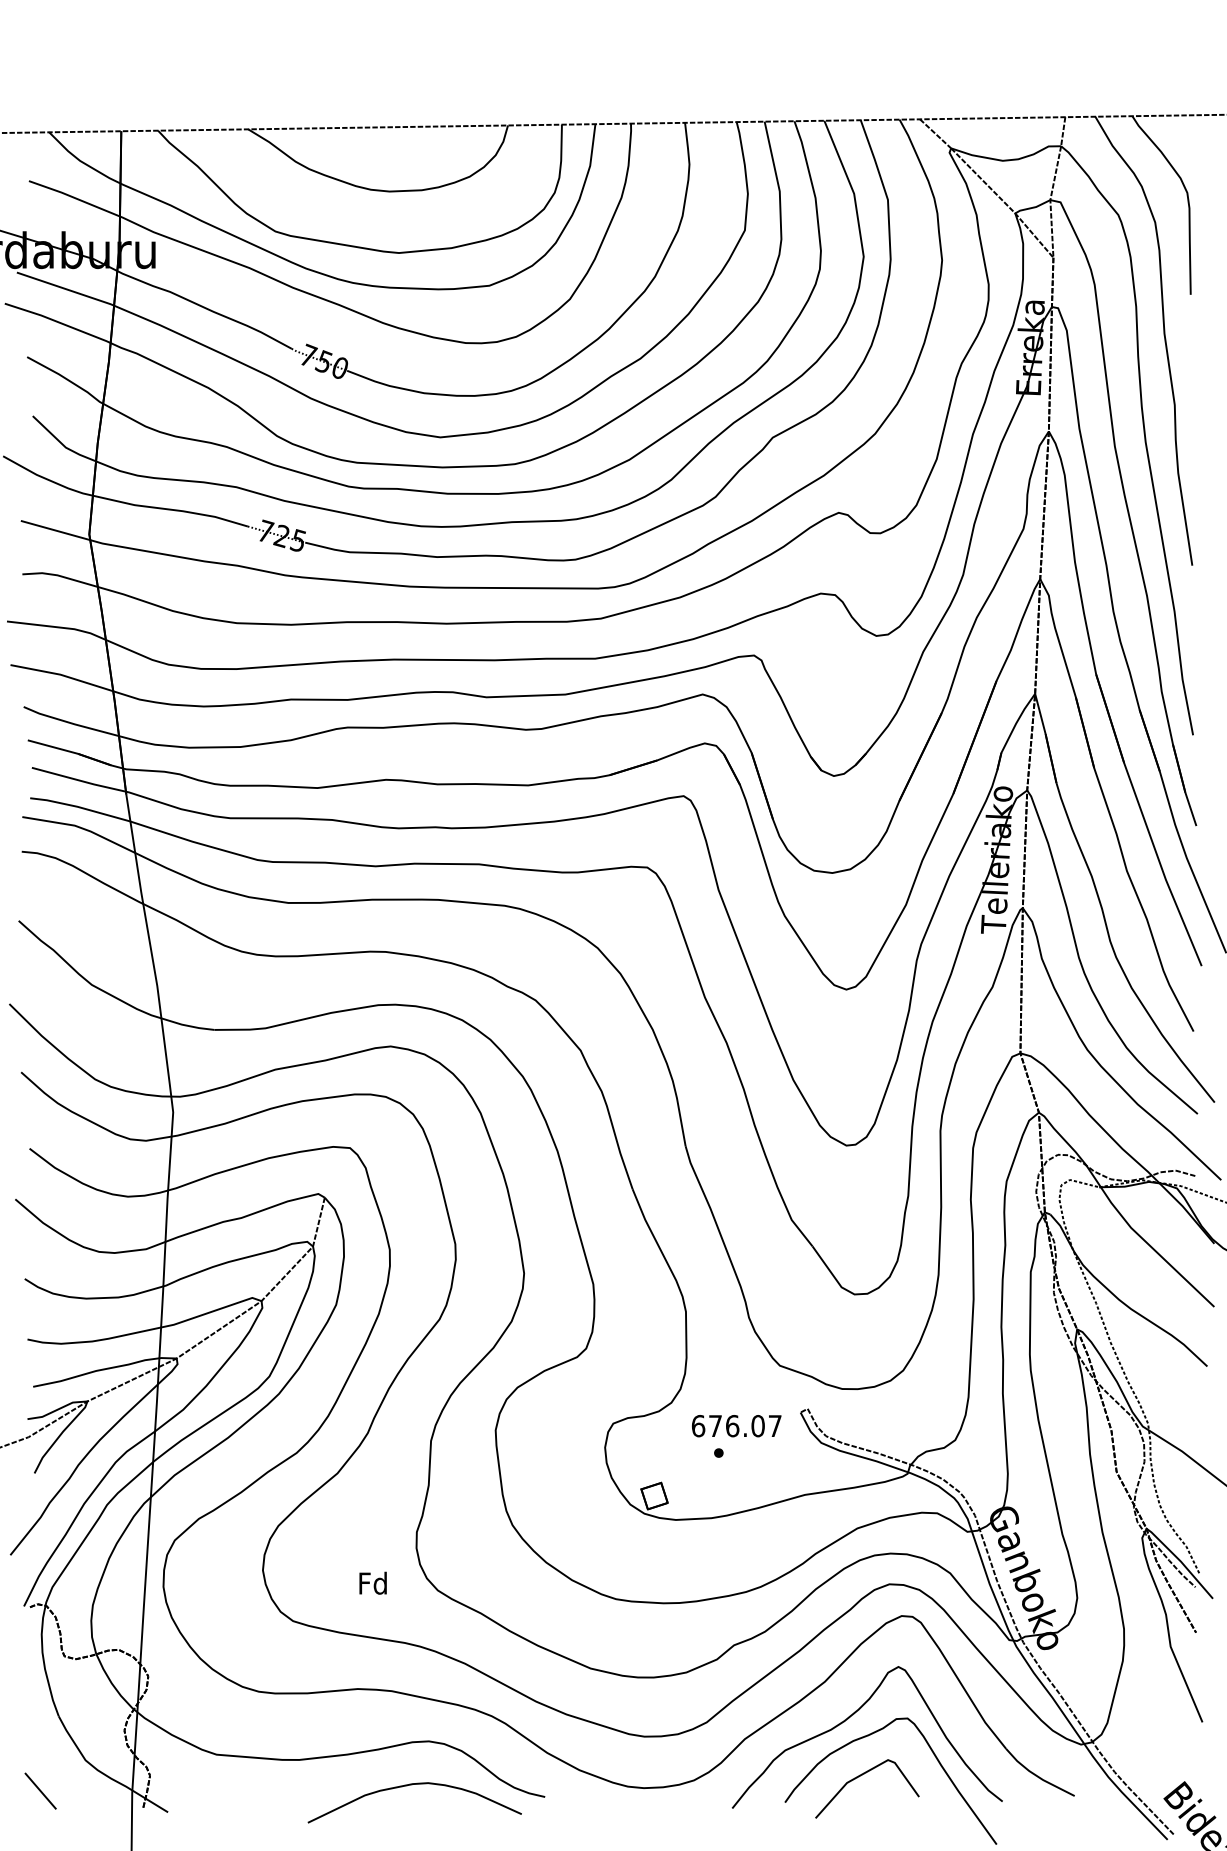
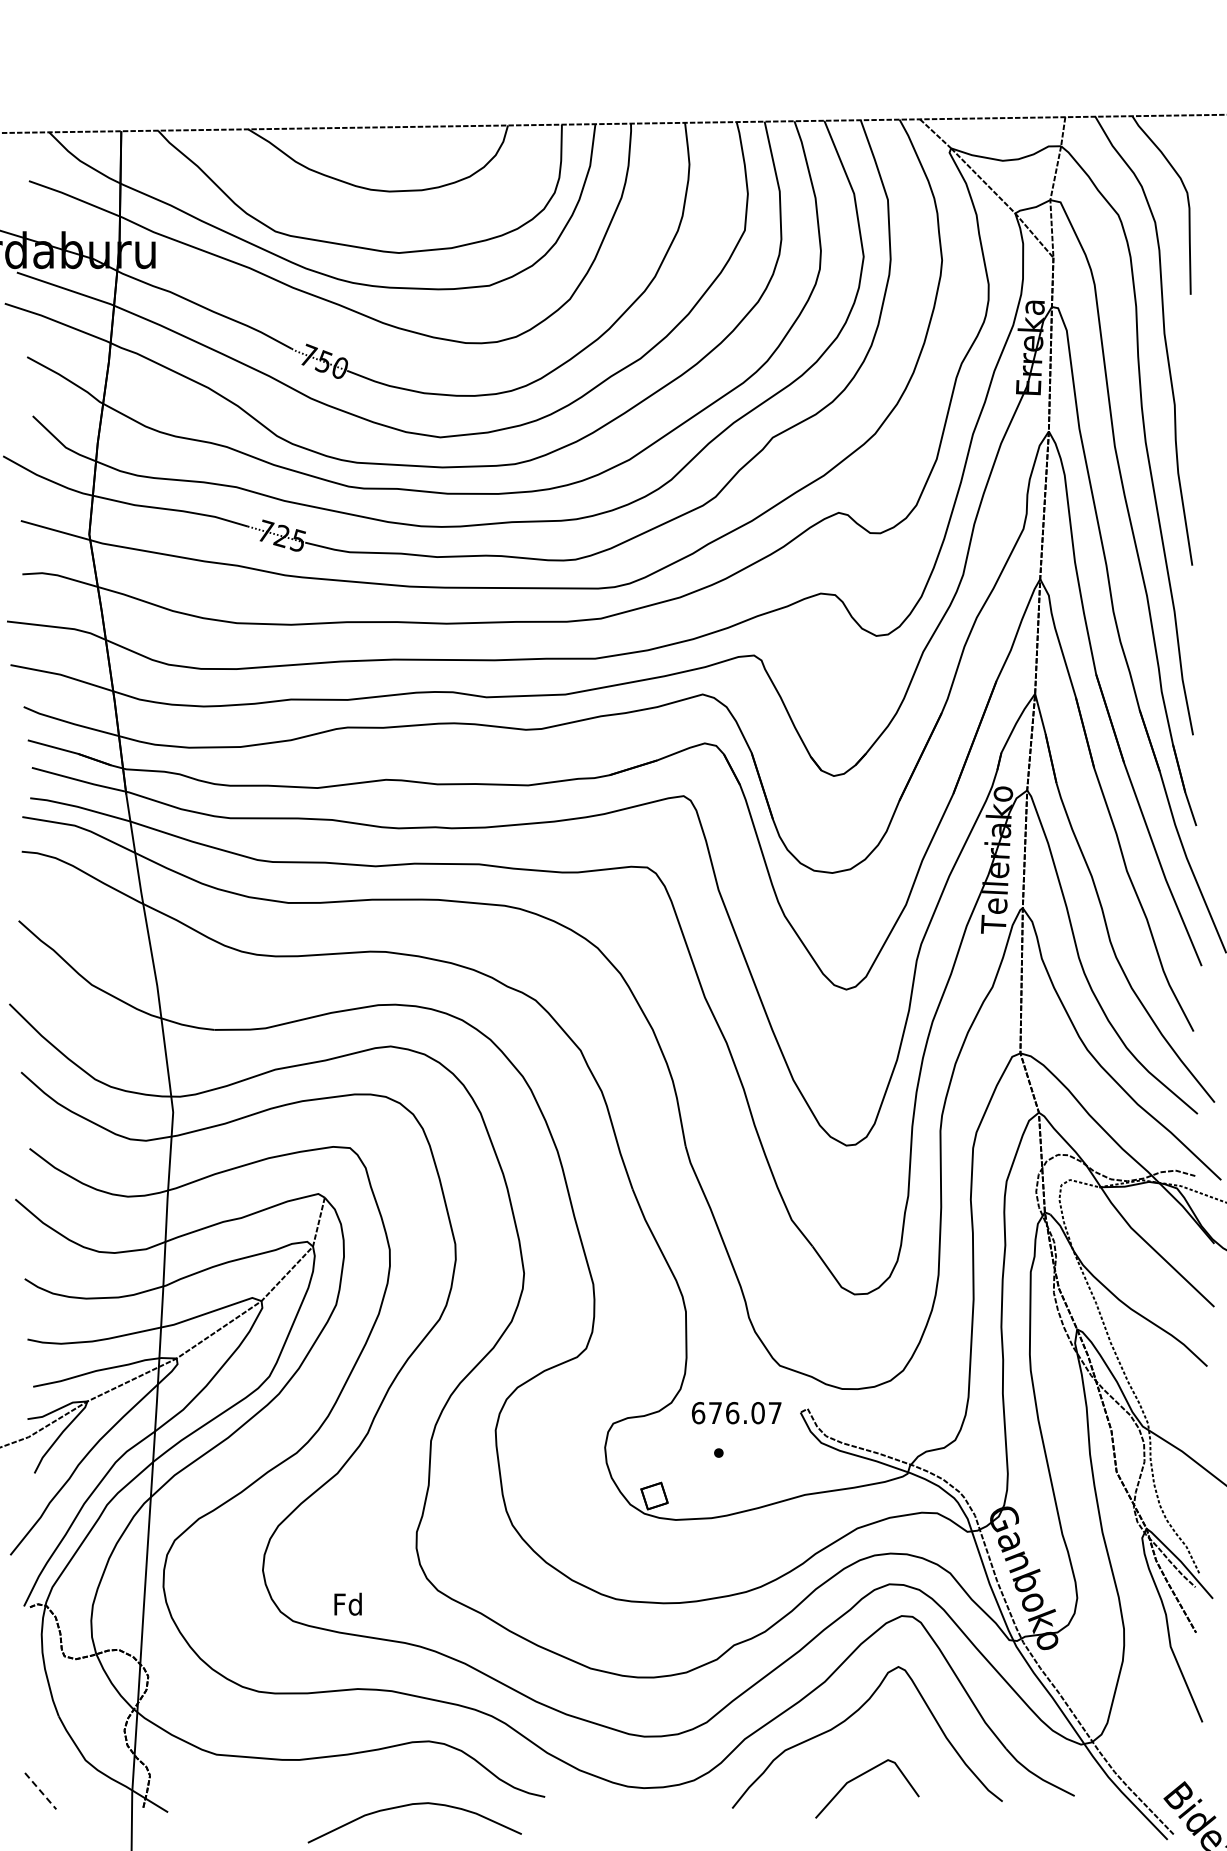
text position: (736, 1426) -> (736, 1413) (736, 1413)
text position: (372, 1582) -> (347, 1603) (347, 1603)
curve: present -> none (868, 1736)
curve position: (412, 1785) -> (412, 1805) (412, 1805)
line: solid -> dashed (40, 1791)
